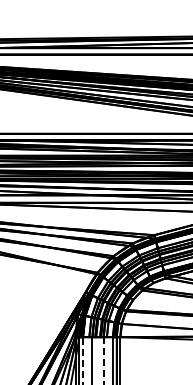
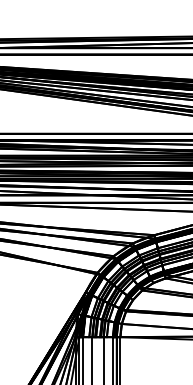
line: dashed -> solid (83, 360)
line: dashed -> solid (103, 361)
